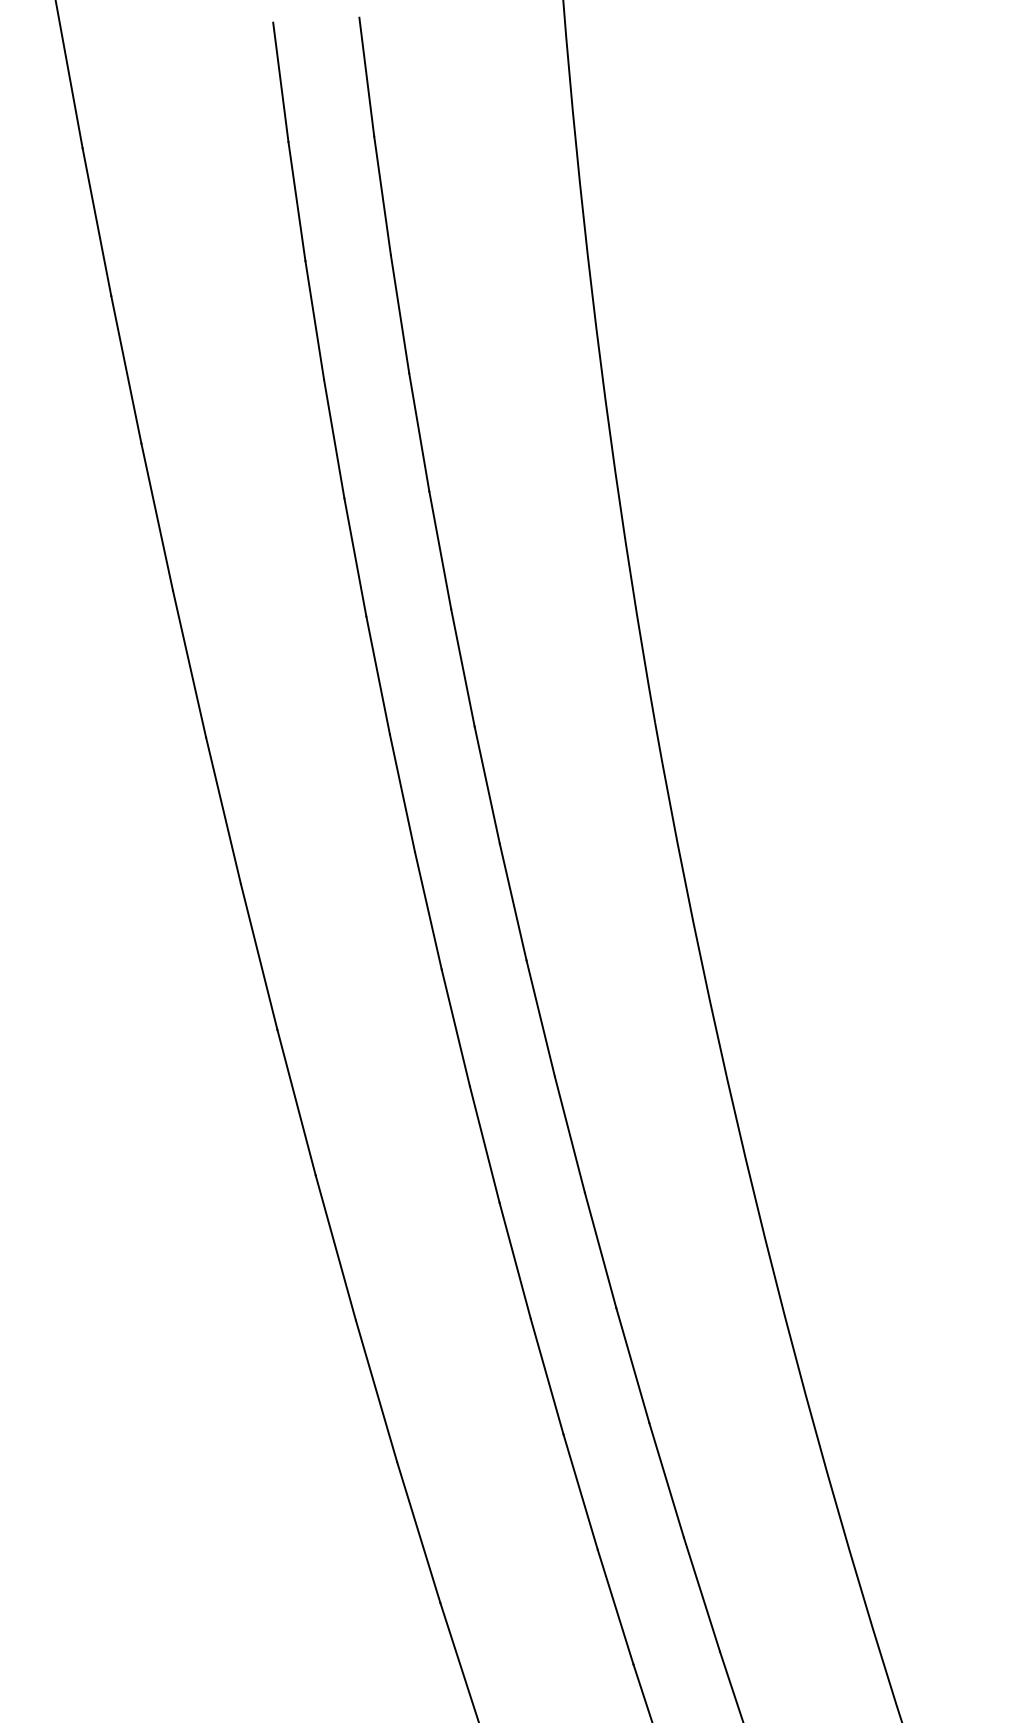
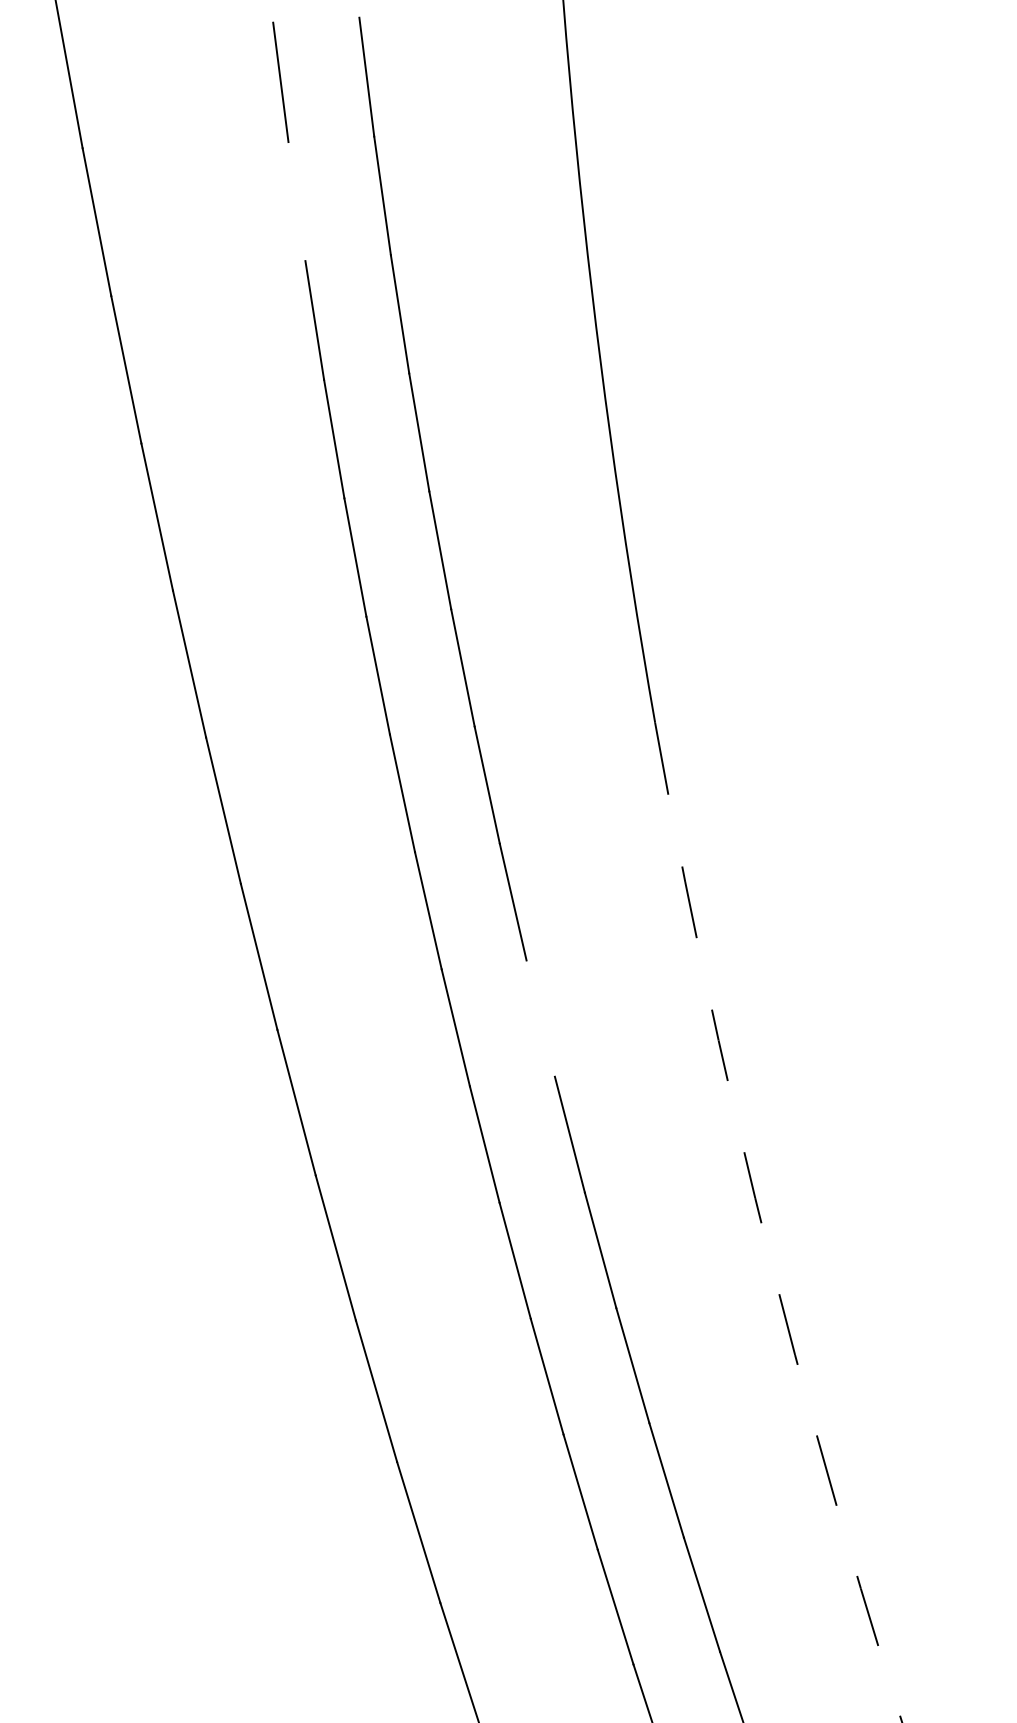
line: present -> none (296, 201)
line: present -> none (540, 1018)
arc: solid -> dashed (762, 1227)
